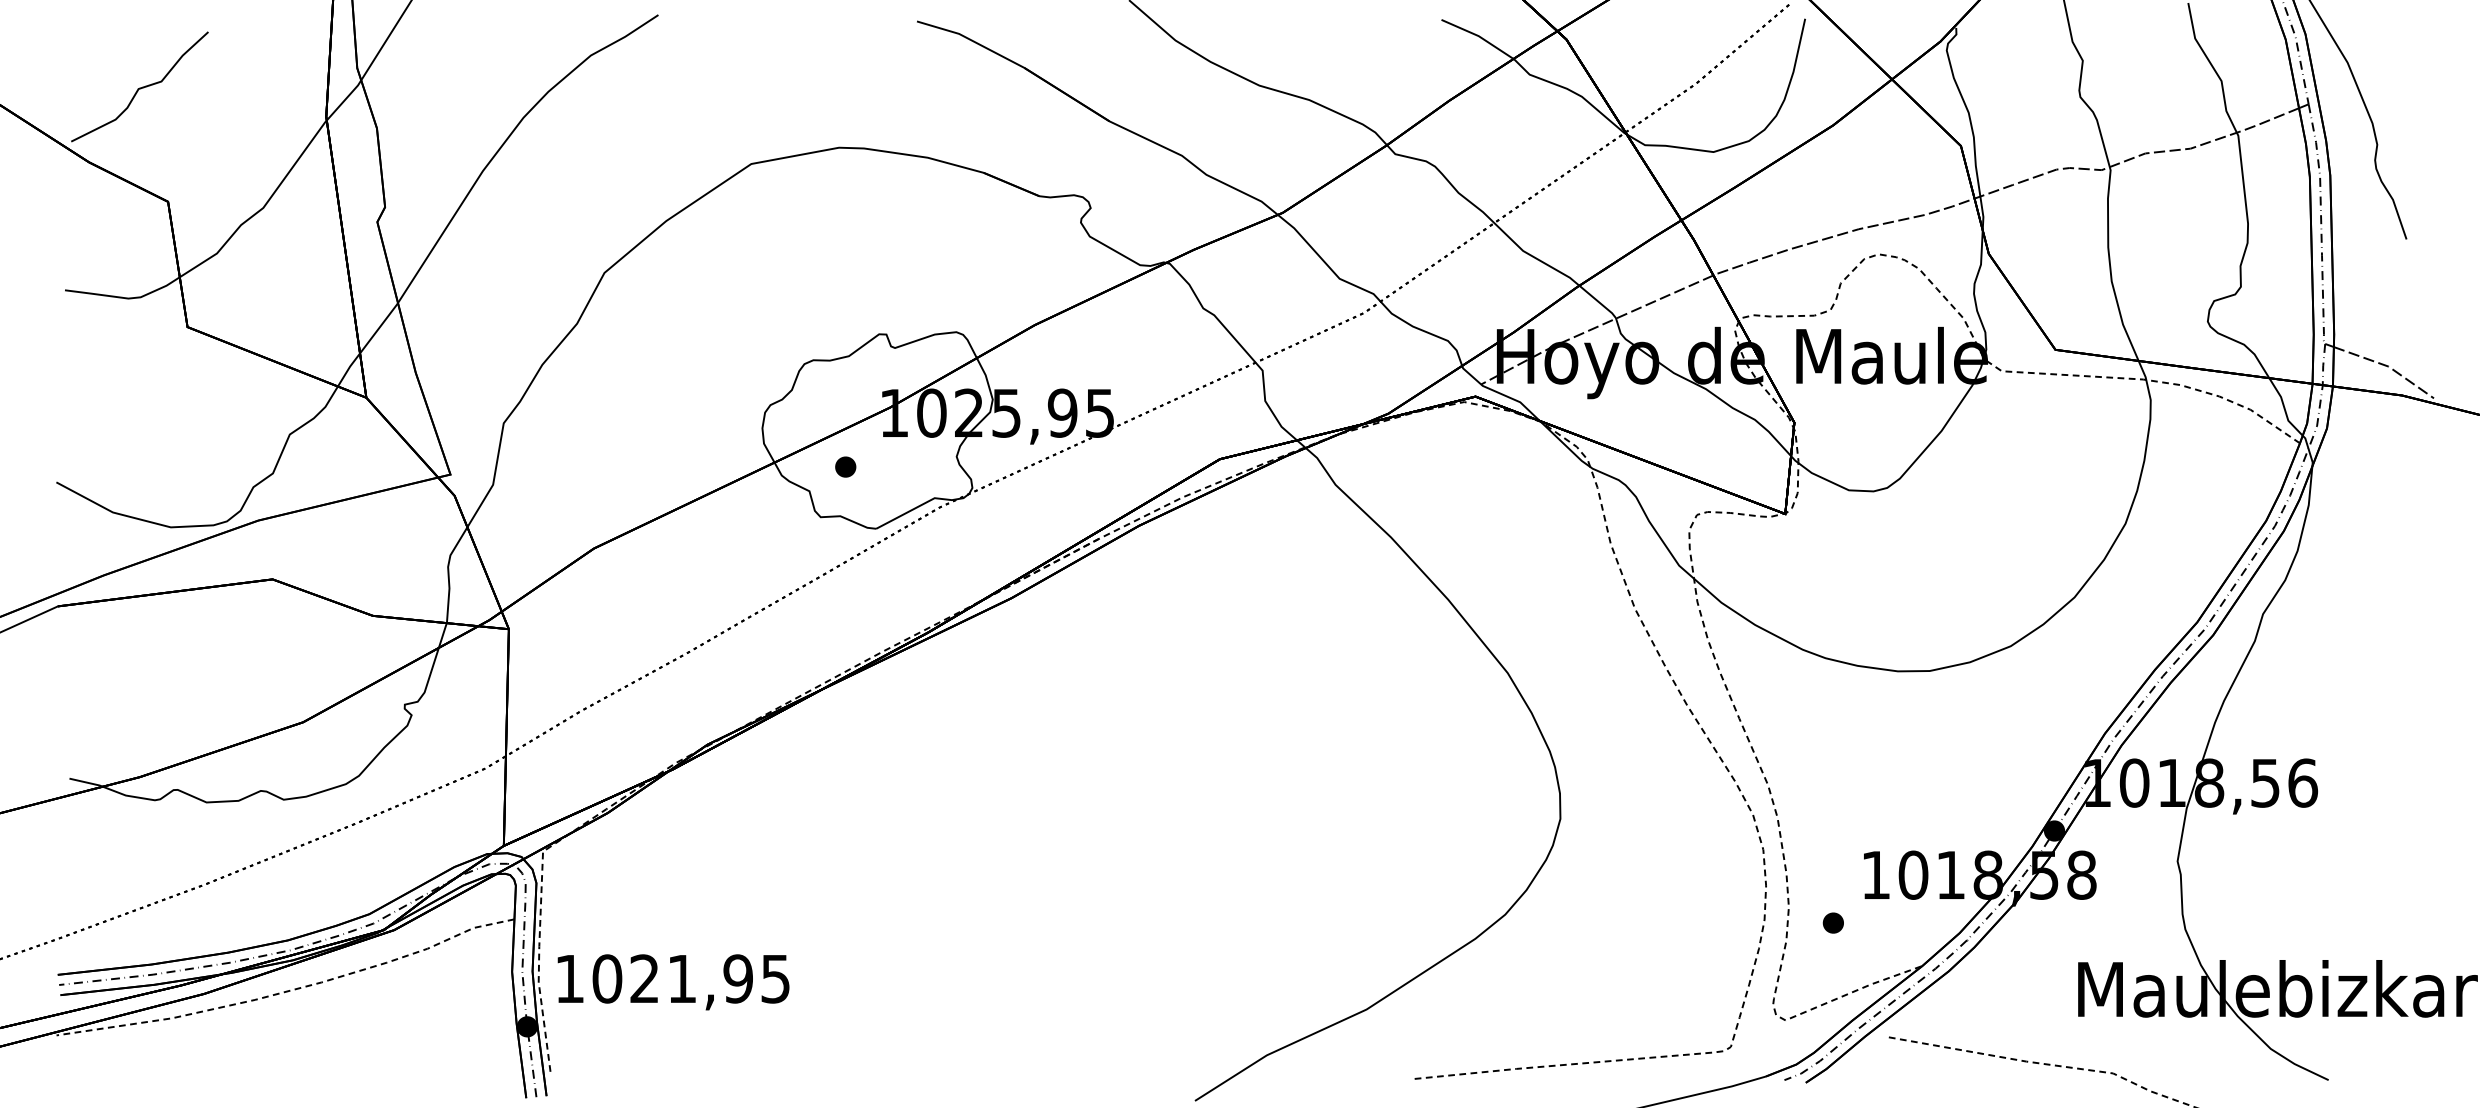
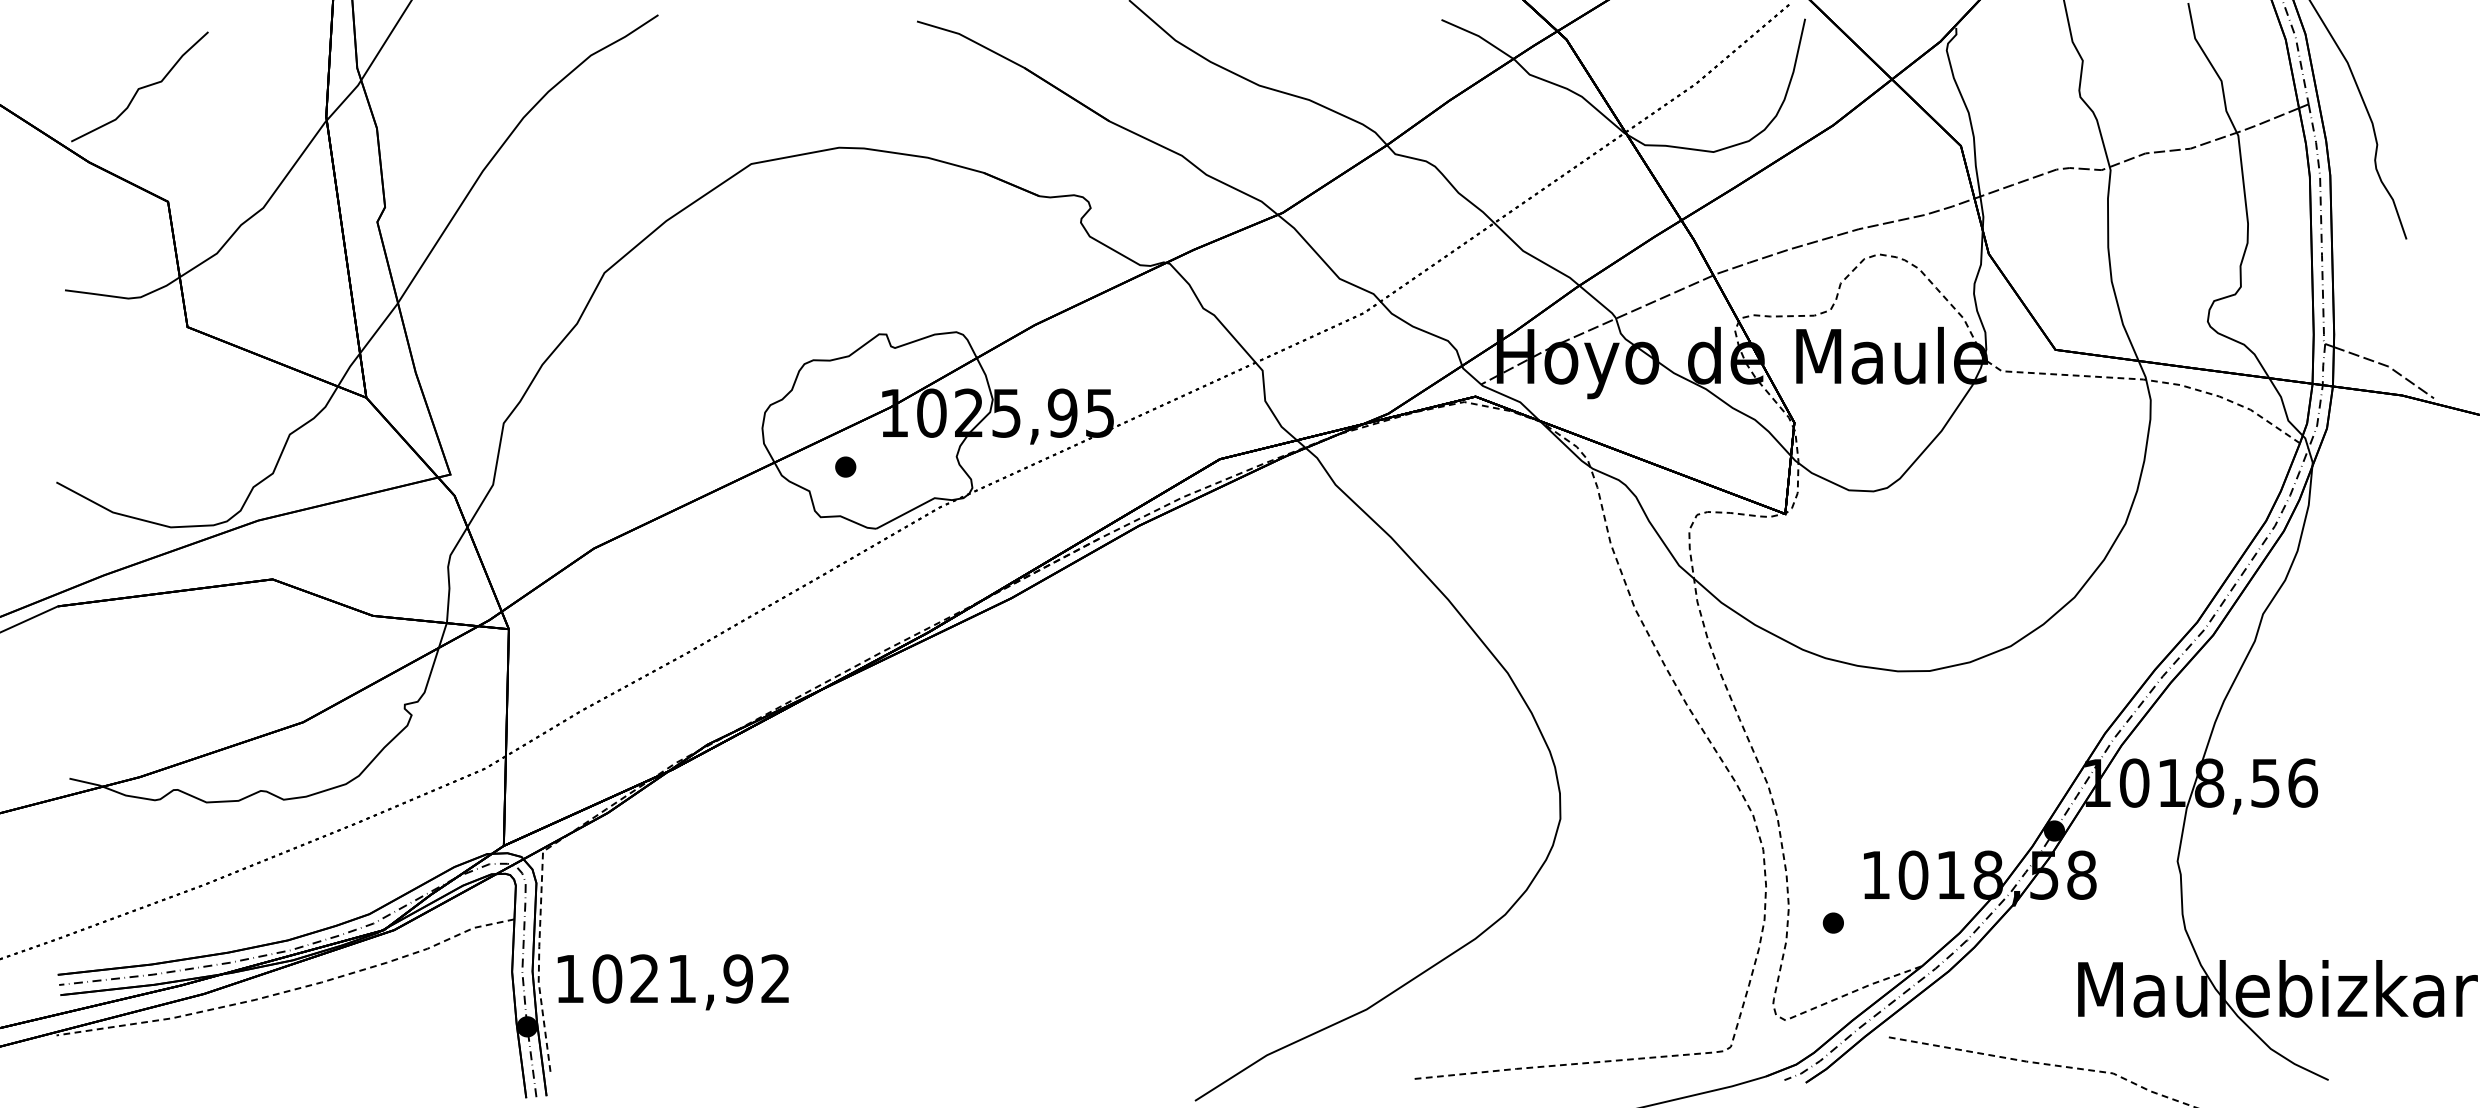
text: 1021,95 -> 1021,92 (775, 978)
